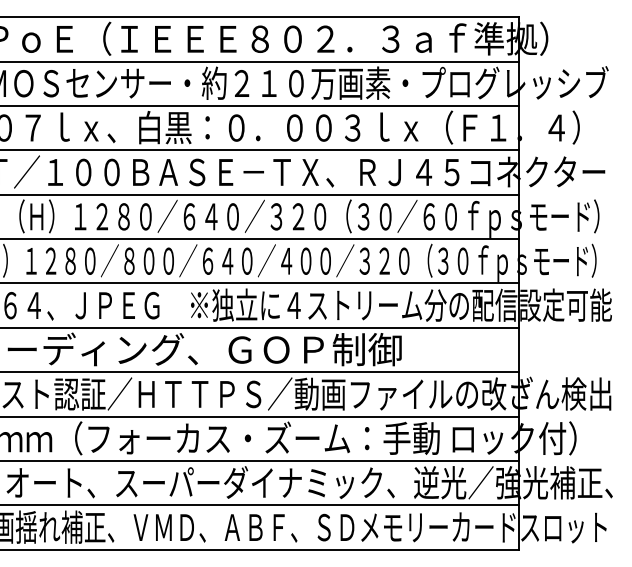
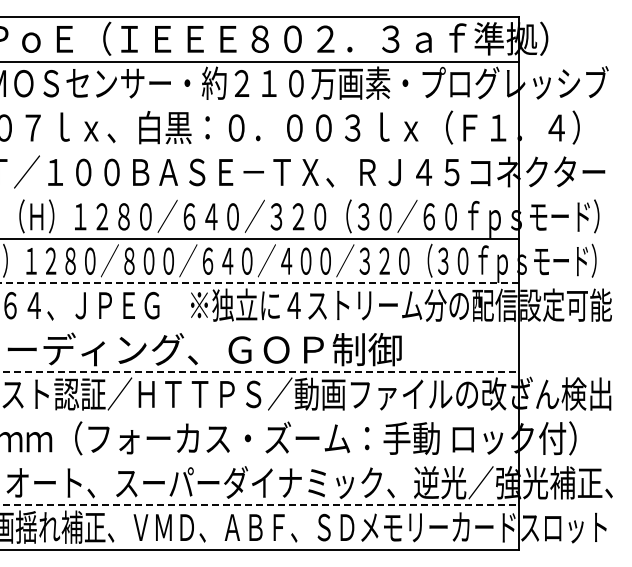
line: present -> none (260, 105)
line: present -> none (260, 150)
line: present -> none (260, 194)
line: solid -> dashed (259, 283)
line: present -> none (260, 327)
line: solid -> dashed (259, 372)
line: present -> none (260, 416)
line: present -> none (260, 461)
line: solid -> dashed (259, 505)
